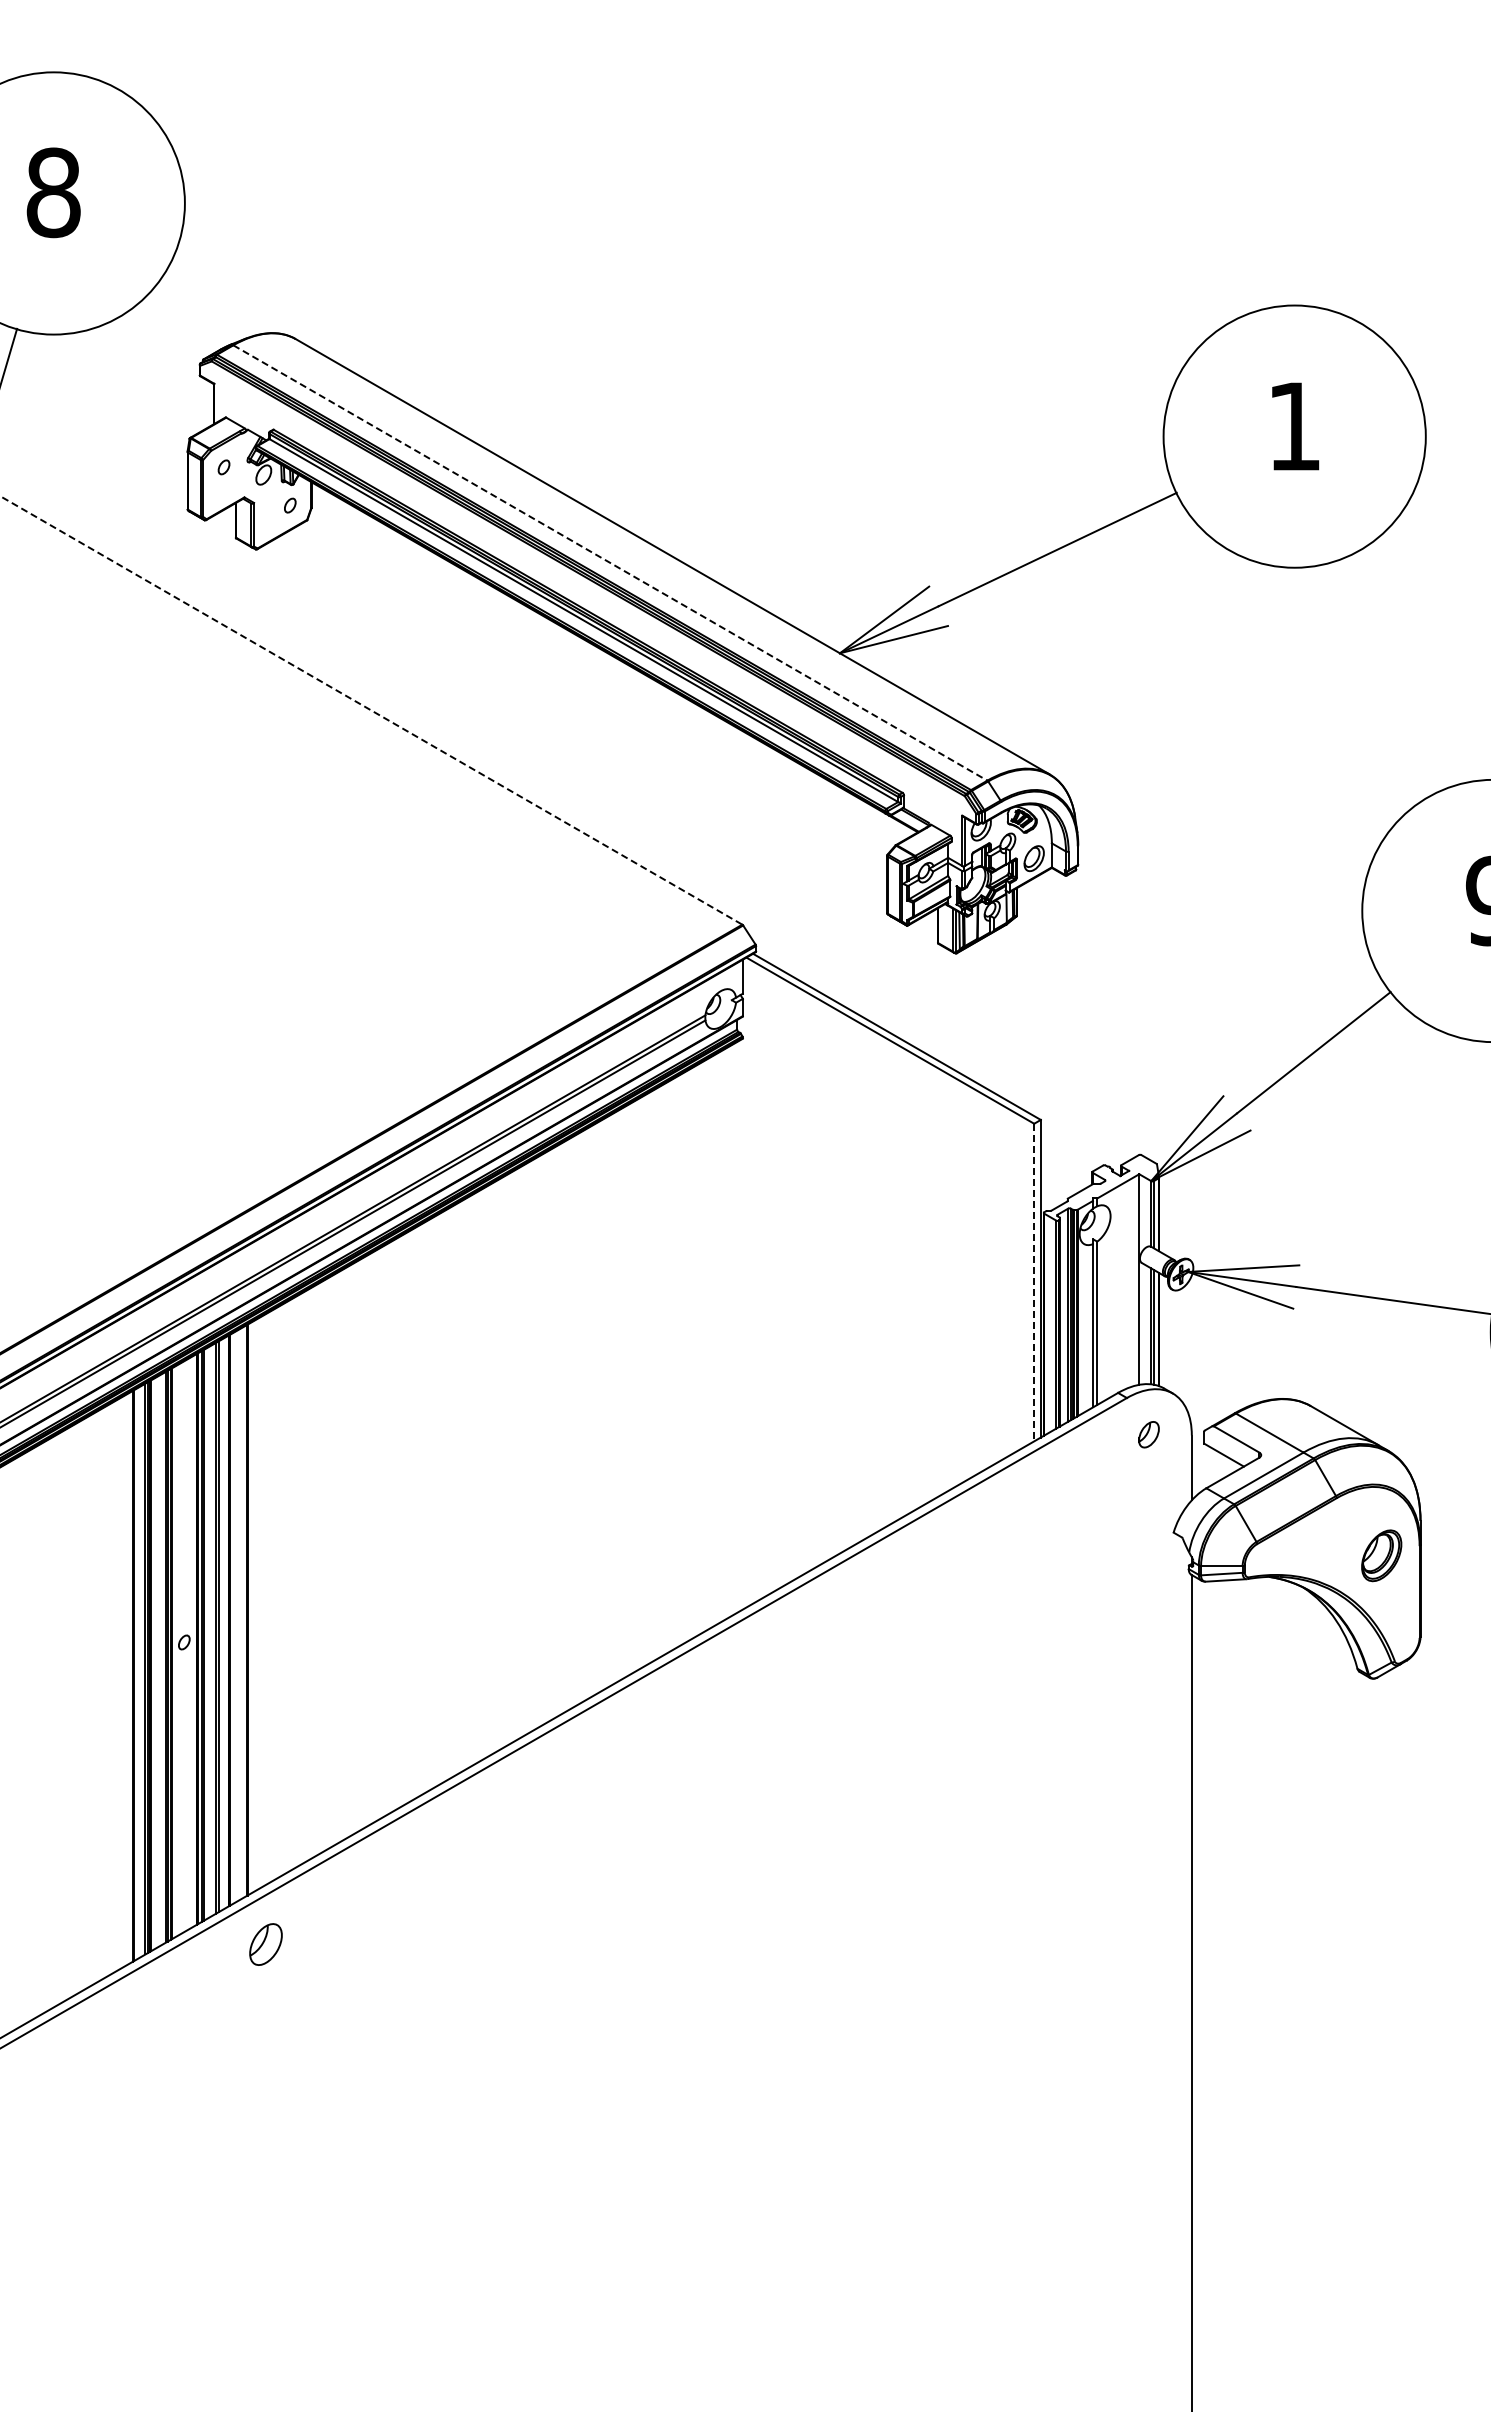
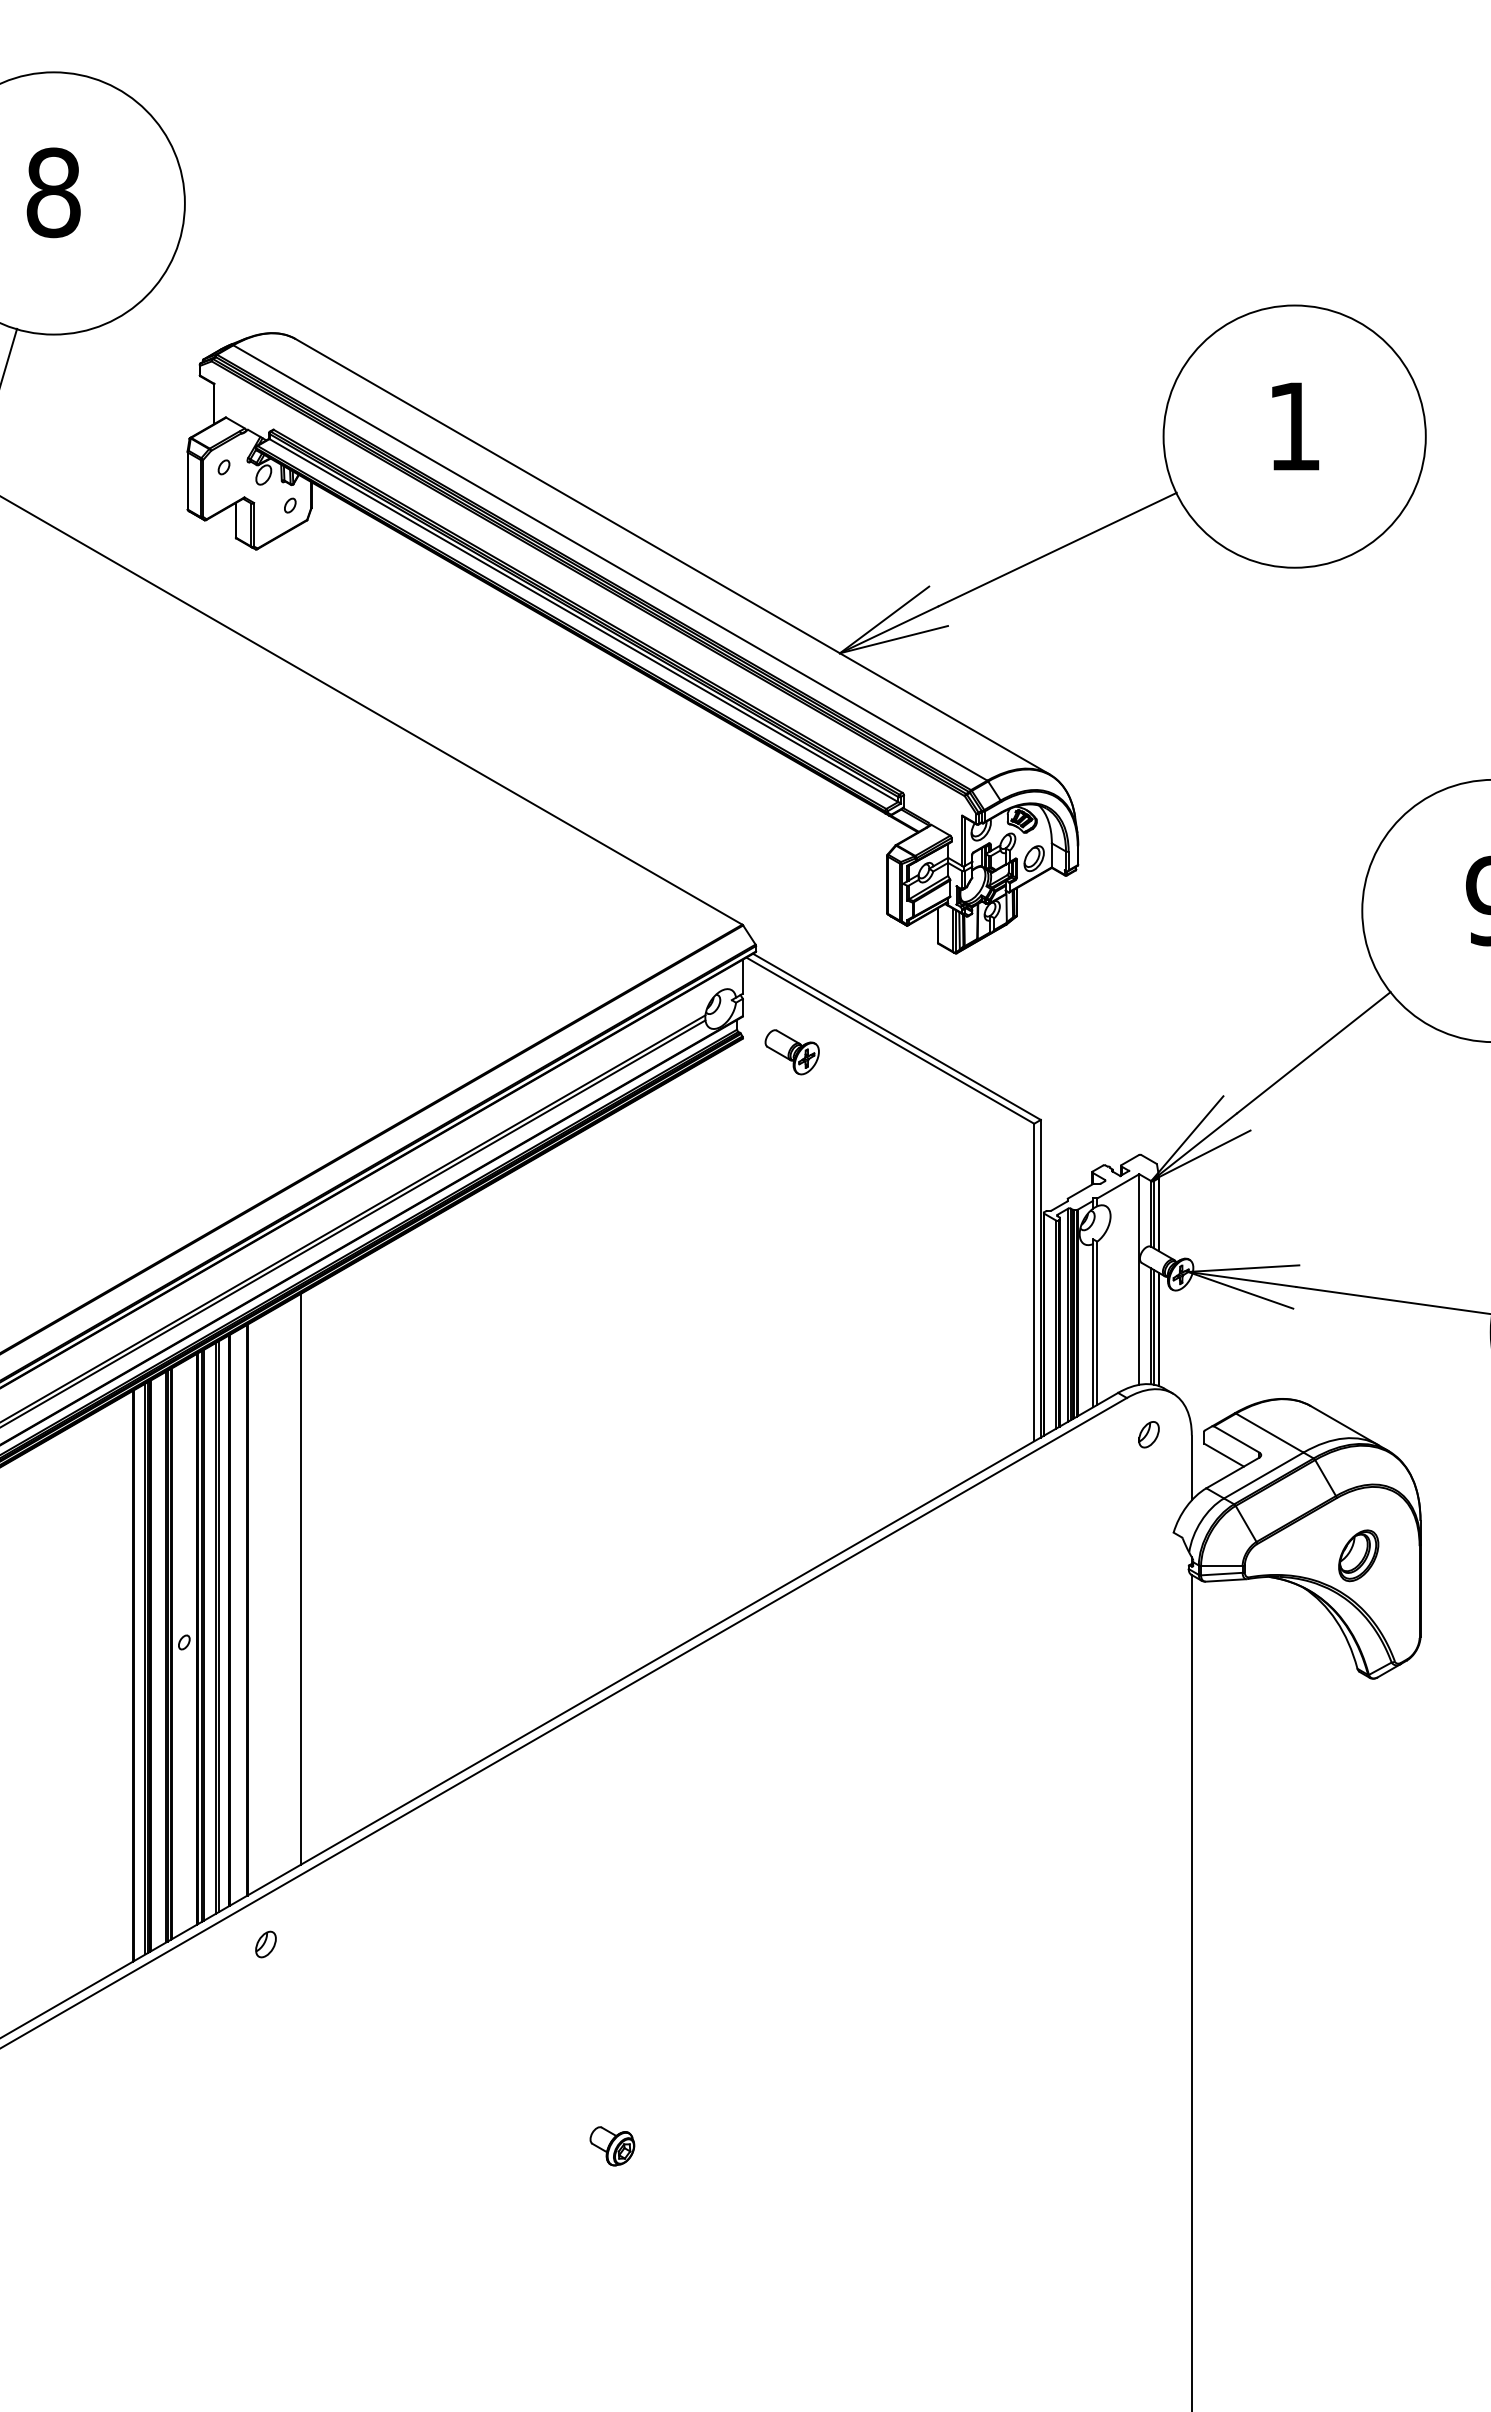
line: dashed -> solid (610, 563)
line: dashed -> solid (371, 710)
part: none -> present (791, 1052)
line: dashed -> solid (1034, 1282)
part position: (1381, 1555) -> (1358, 1555) (1358, 1555)
line: none -> present (301, 1578)
part size: 34x43 px -> 22x29 px (265, 1944)
part: none -> present (612, 2146)
